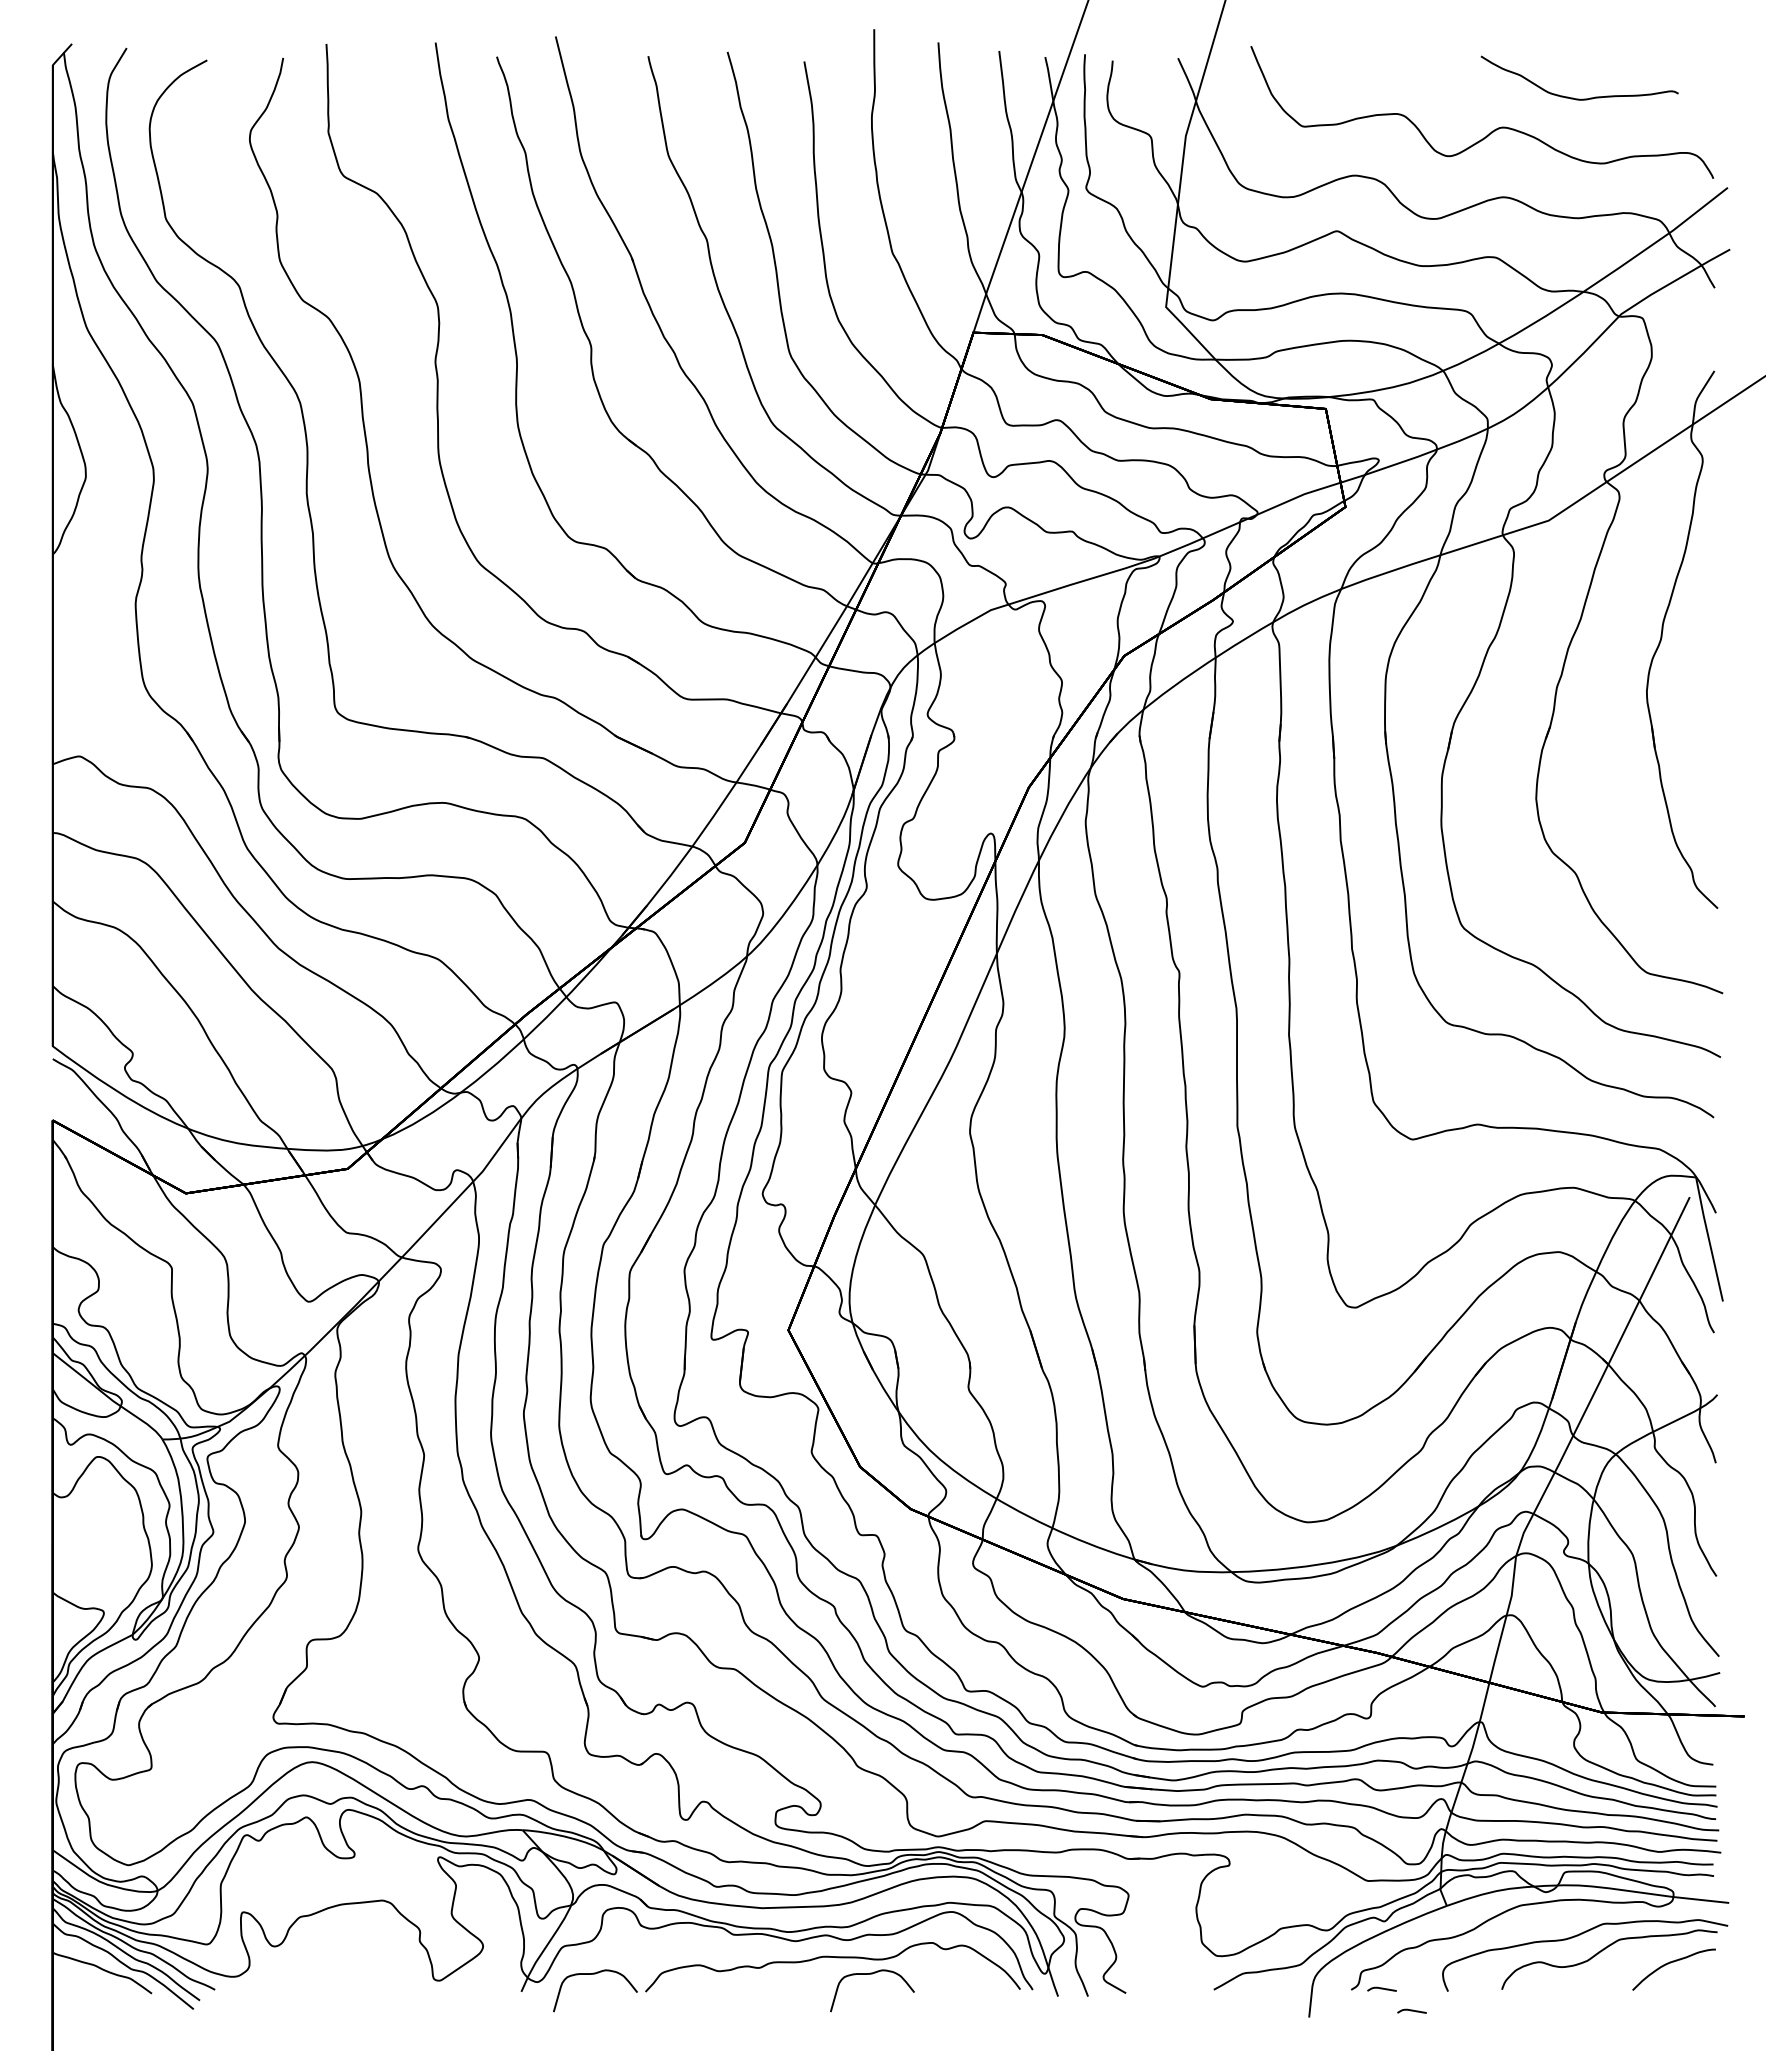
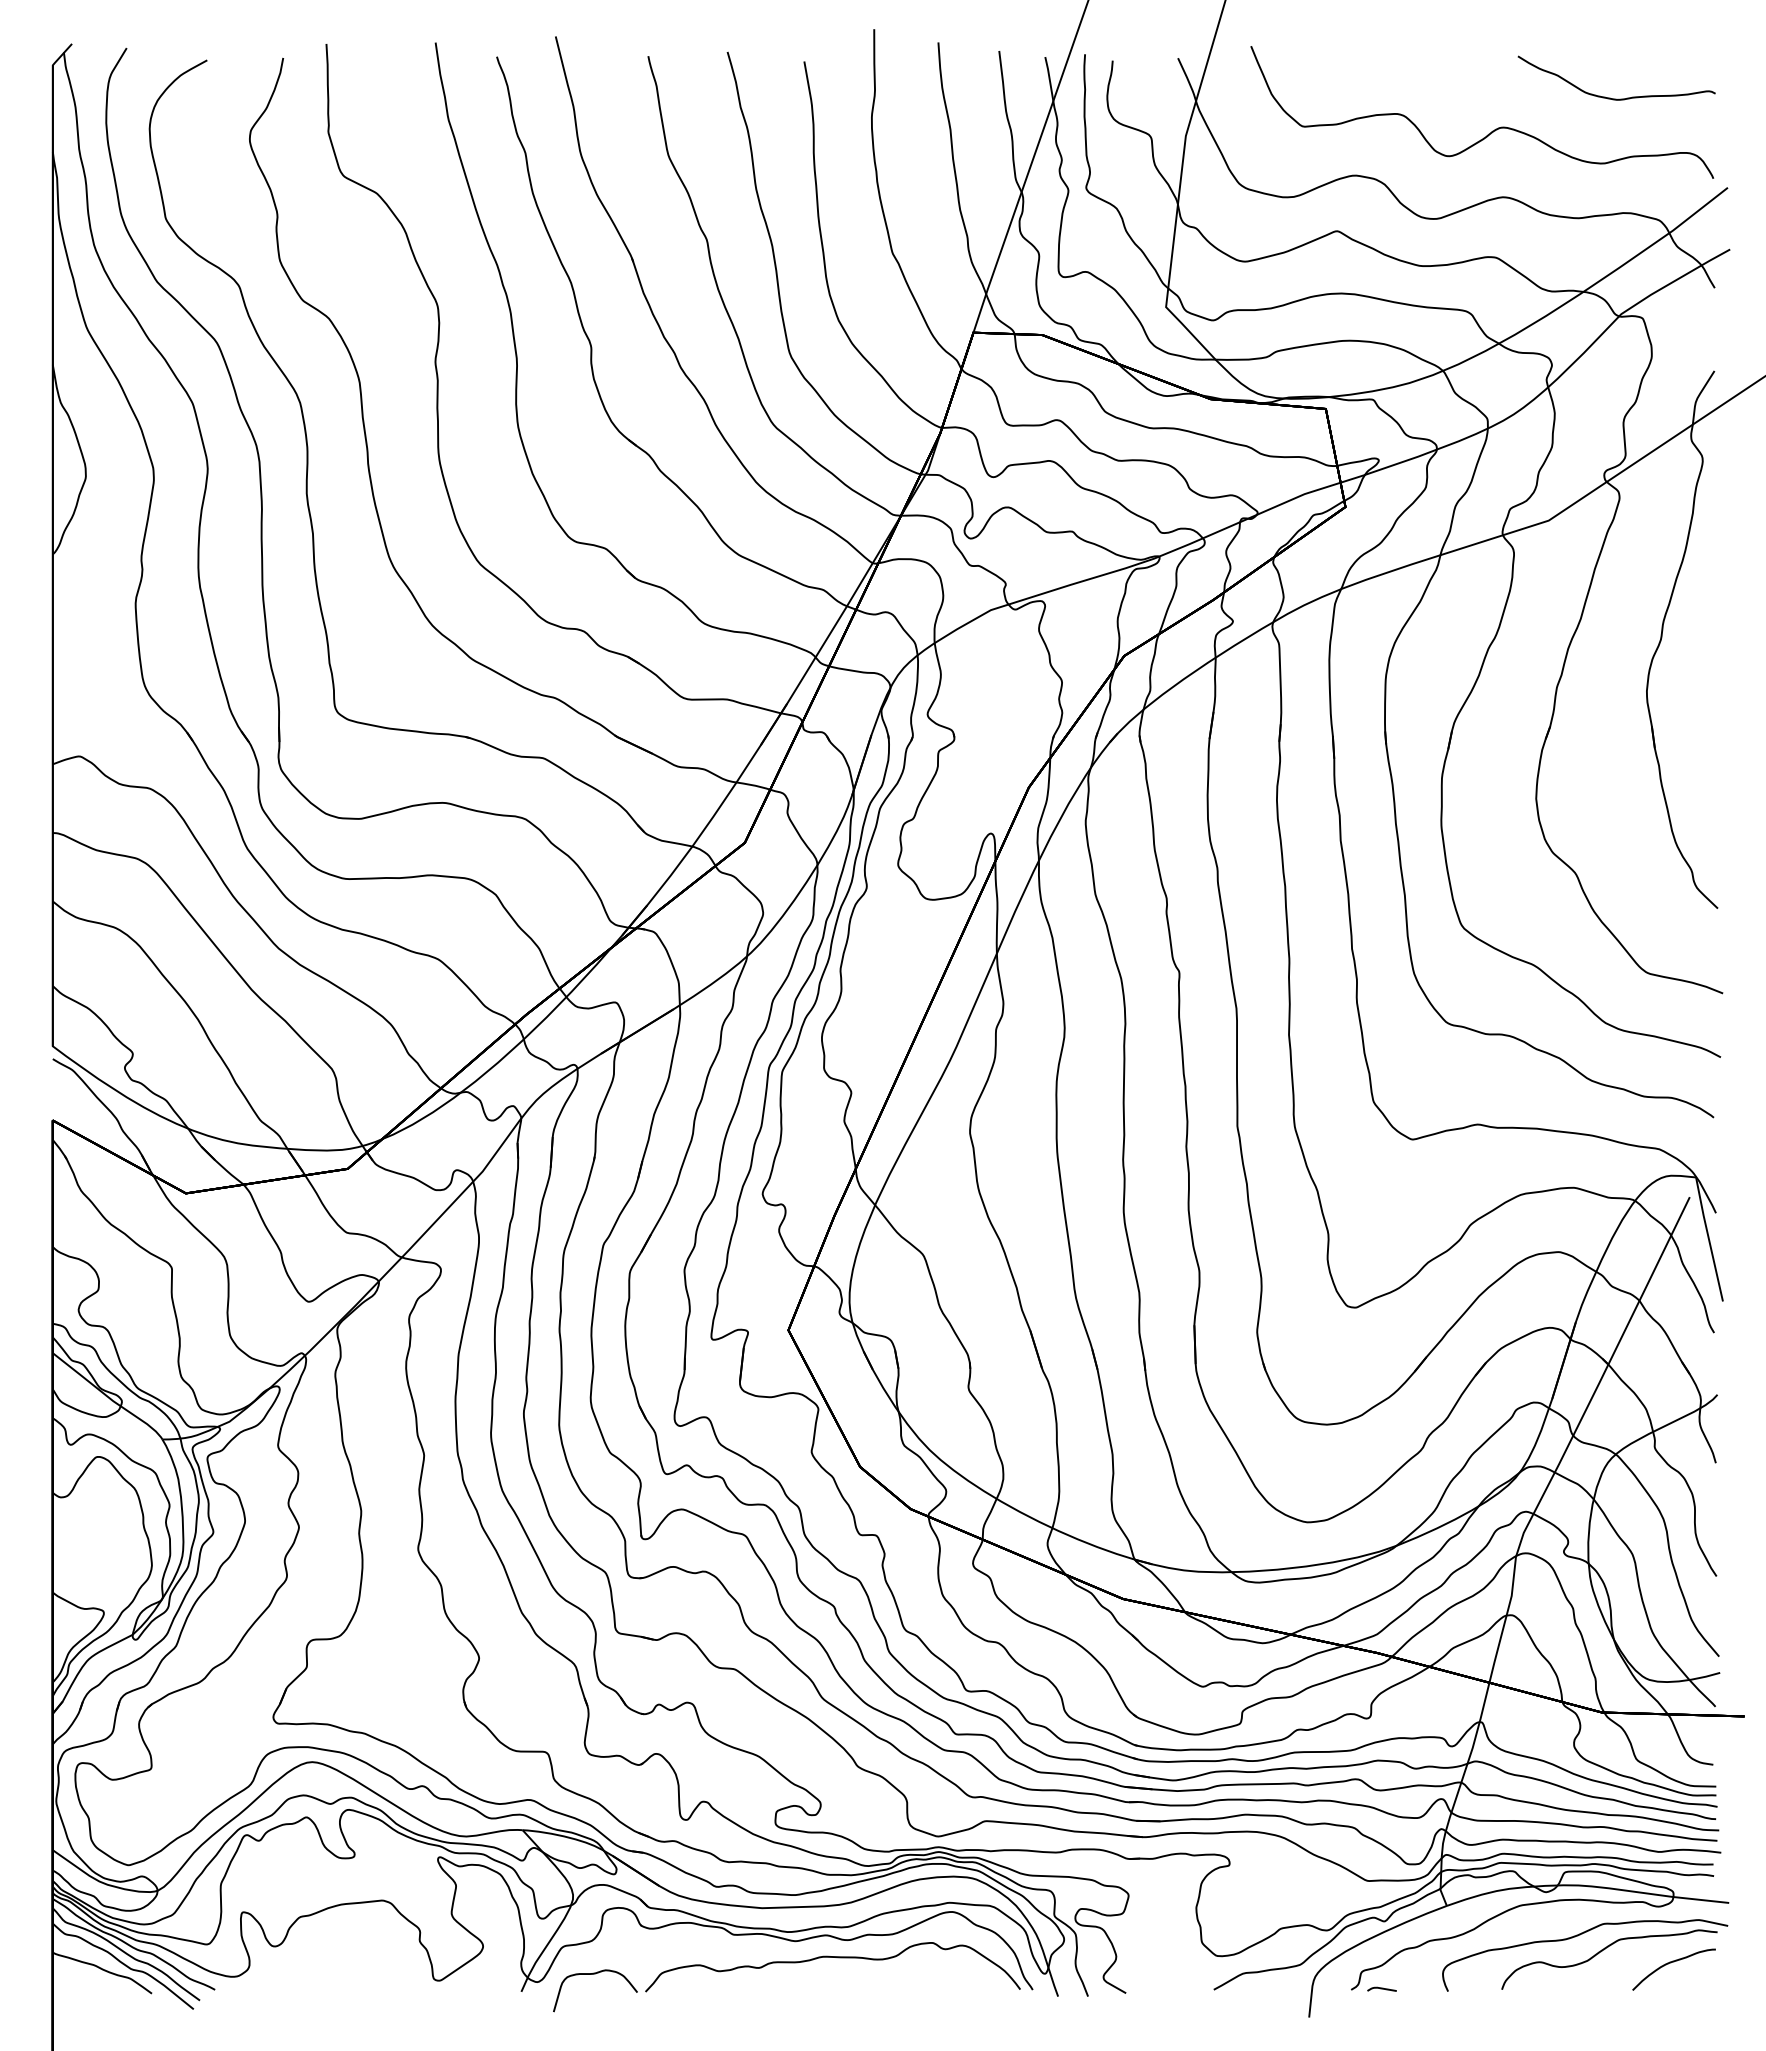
curve position: (1573, 97) -> (1610, 97) (1610, 97)
curve: present -> none (872, 1974)
curve: present -> none (1411, 2010)
